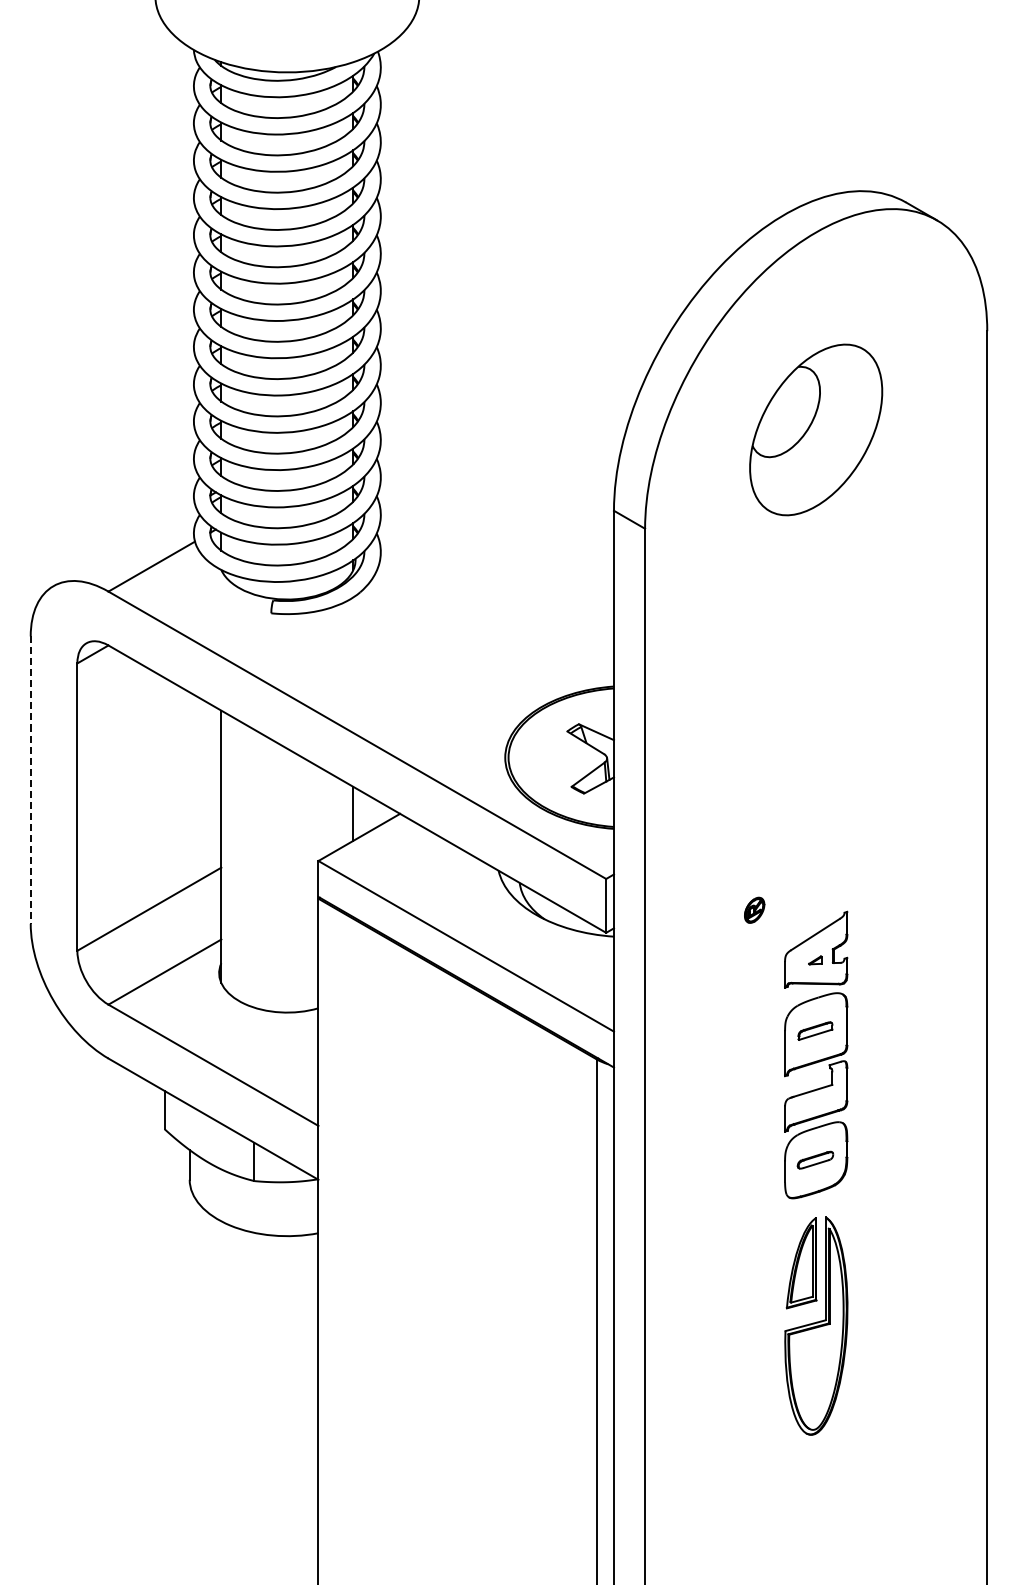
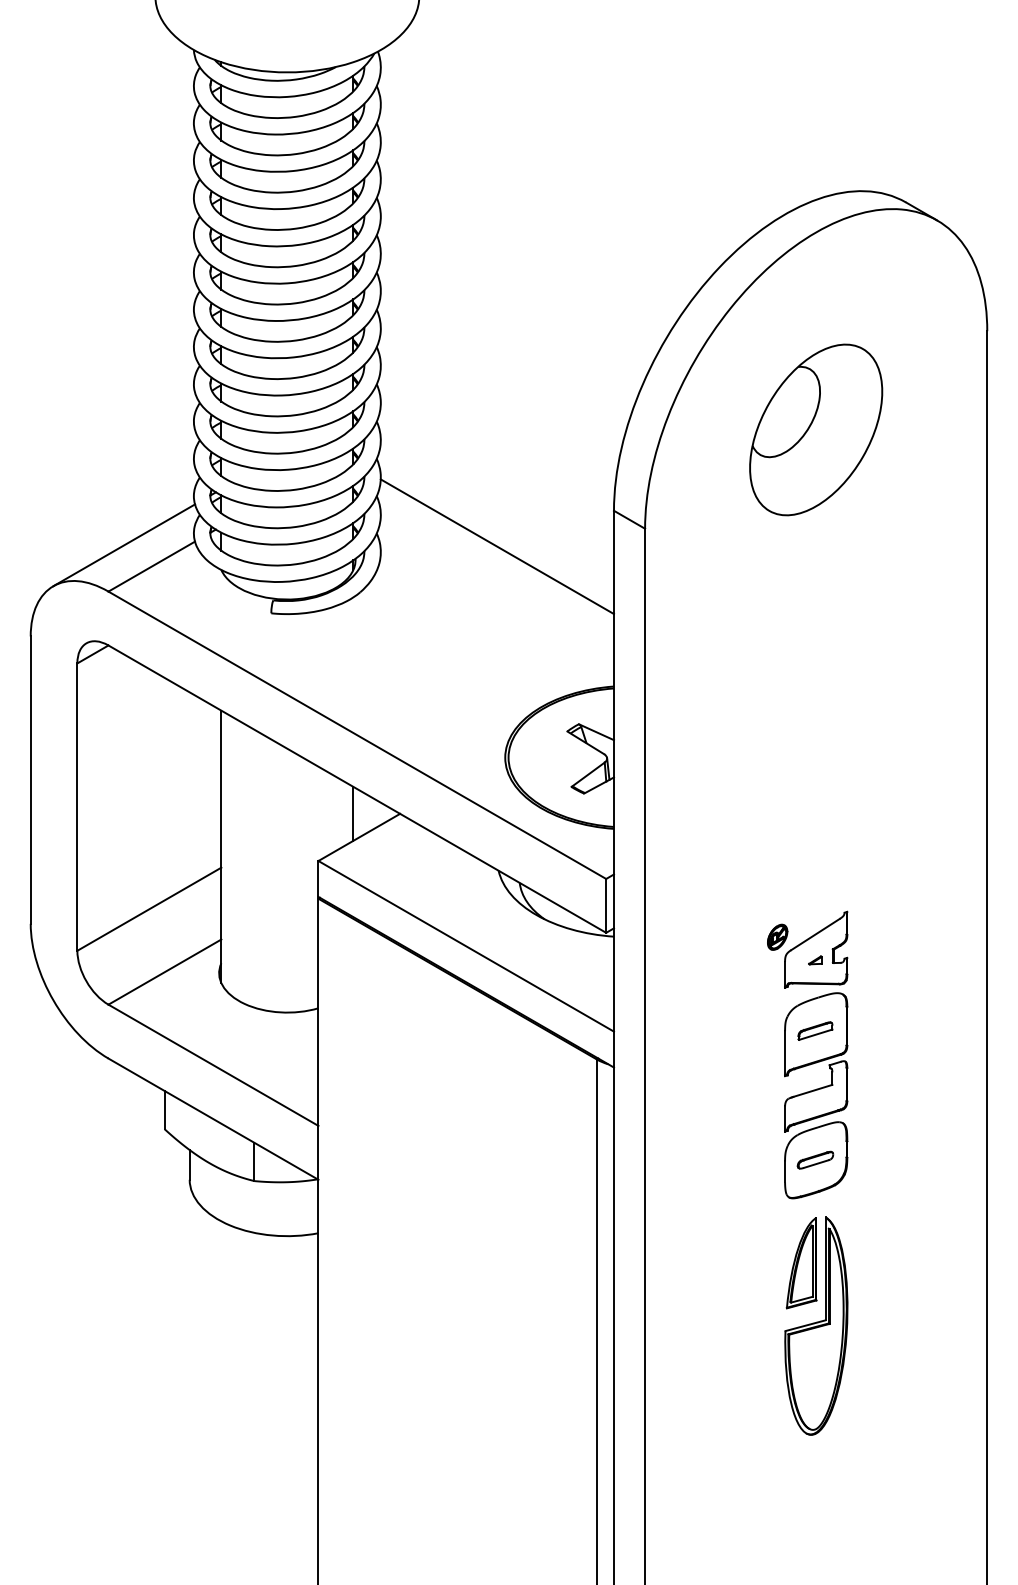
line: none -> present (124, 545)
line: none -> present (496, 546)
line: dashed -> solid (30, 780)
part position: (754, 909) -> (777, 936) (777, 936)
